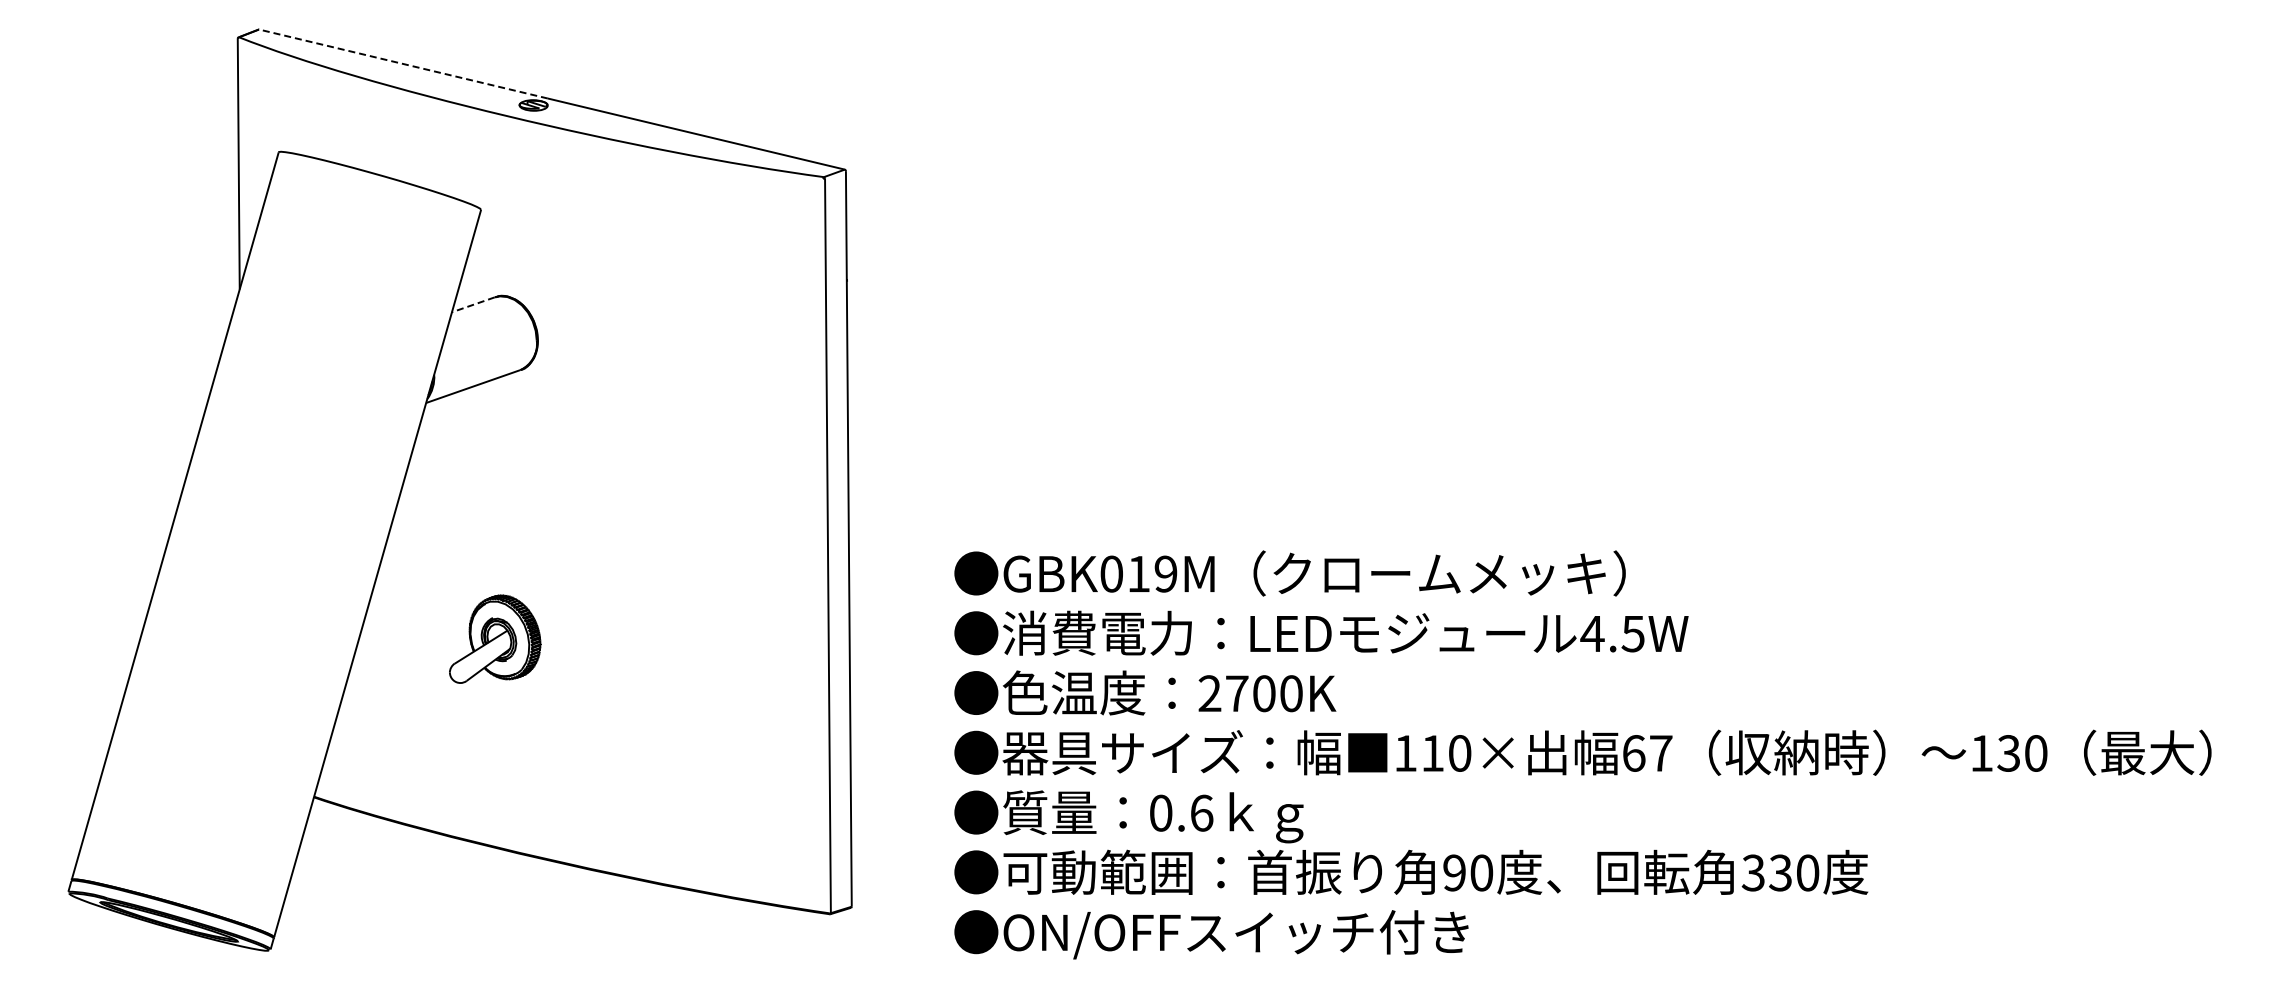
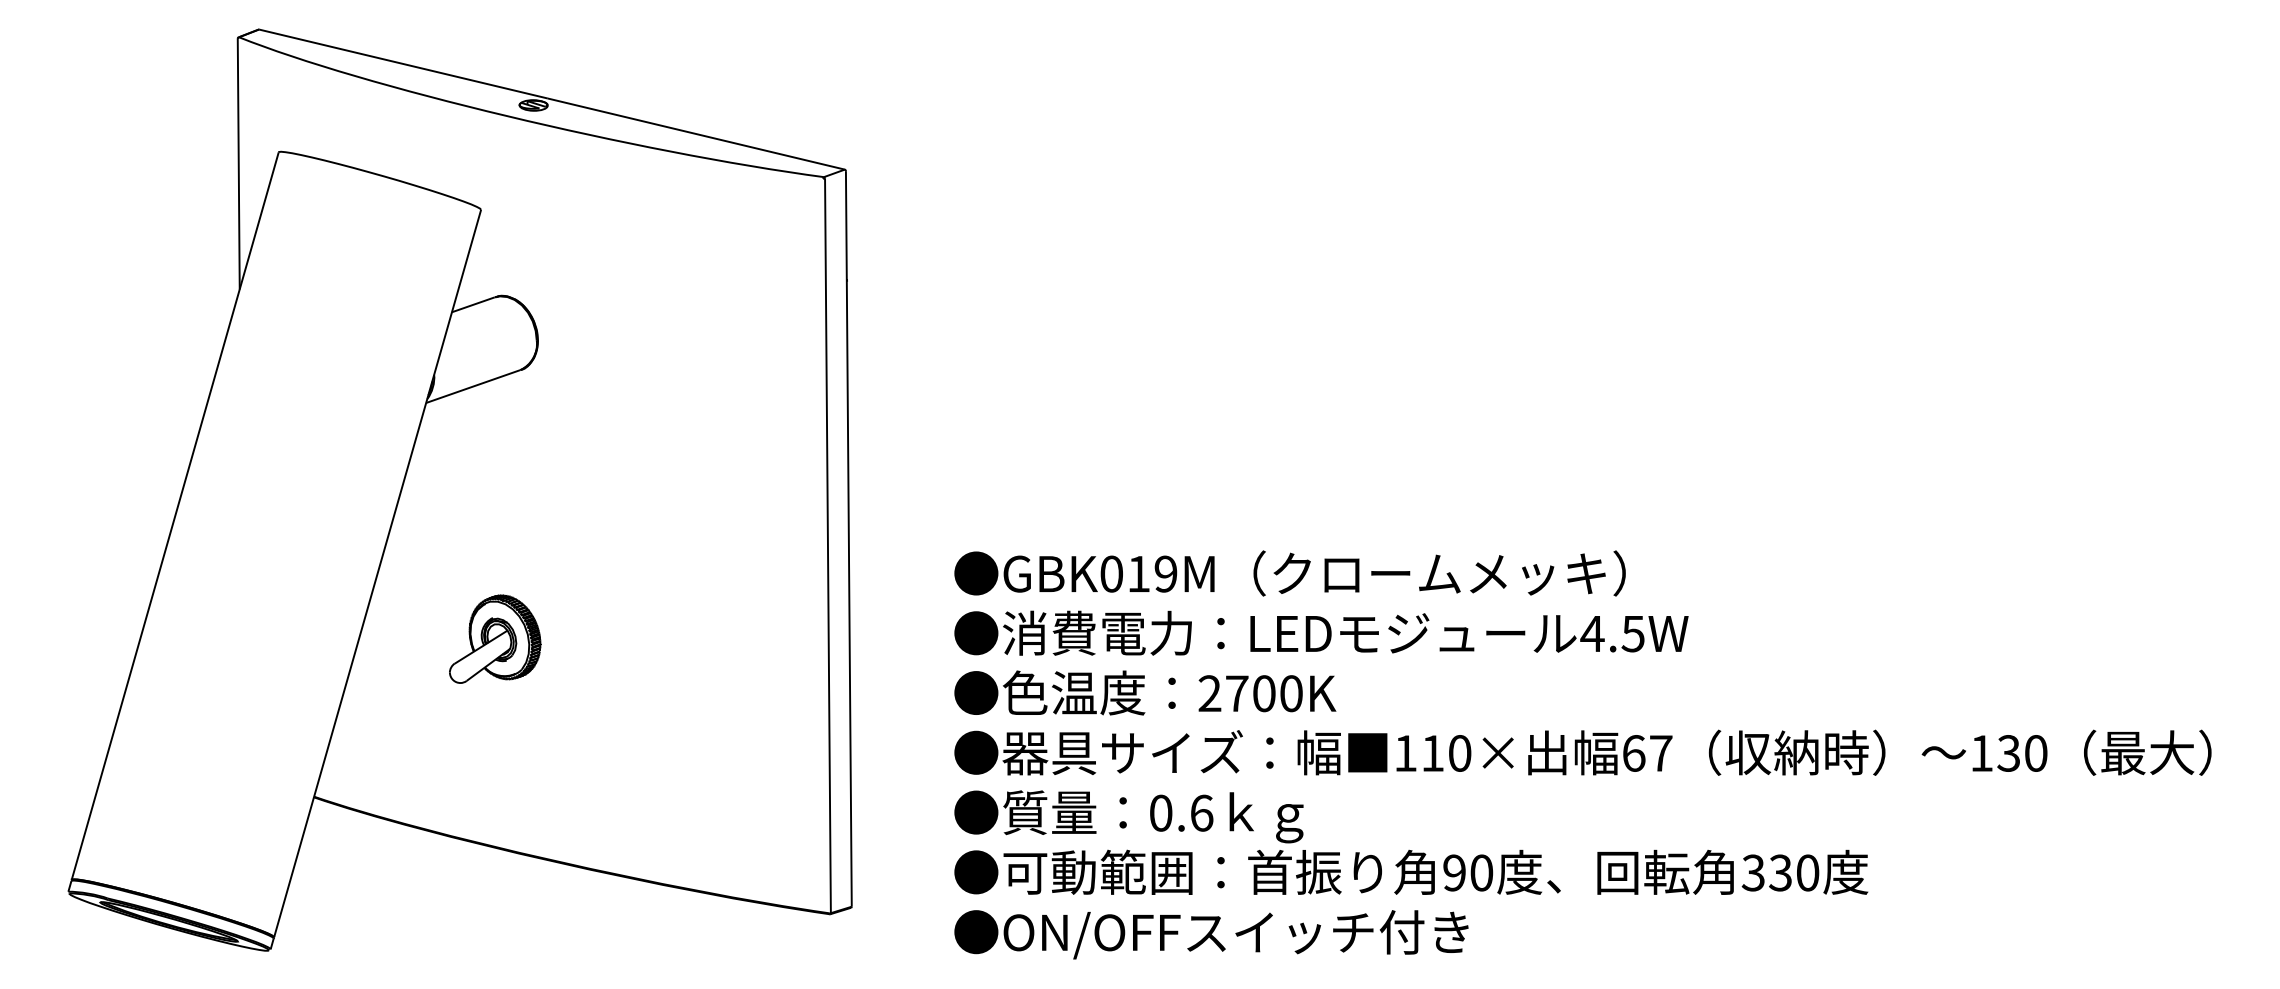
line: dashed -> solid (402, 63)
line: dashed -> solid (473, 304)
